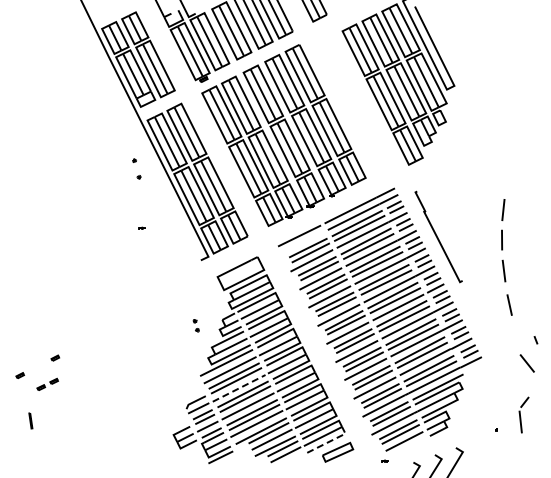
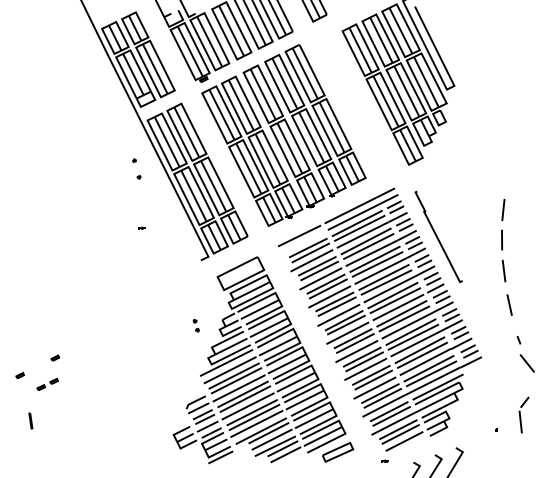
line position: (535, 340) -> (518, 340) (518, 340)
line: dashed -> solid (239, 387)
line: dashed -> solid (330, 441)
